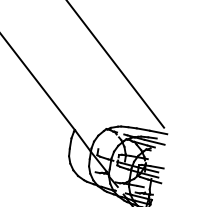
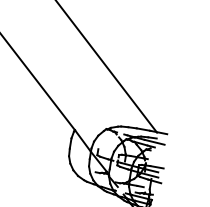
line position: (116, 64) -> (107, 67) (107, 67)
